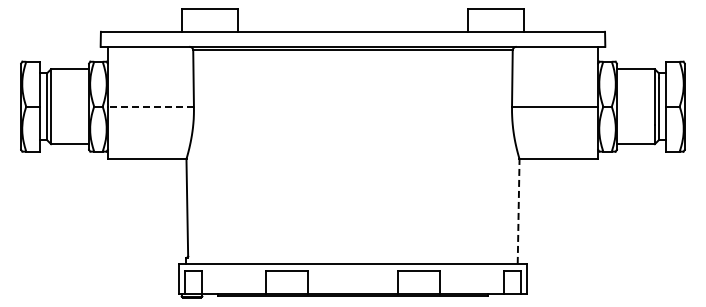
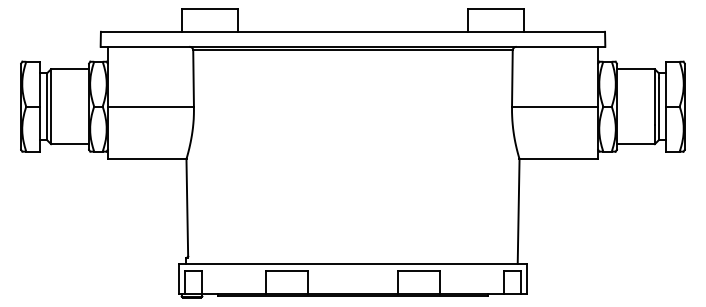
line: dashed -> solid (150, 106)
line: dashed -> solid (518, 211)
